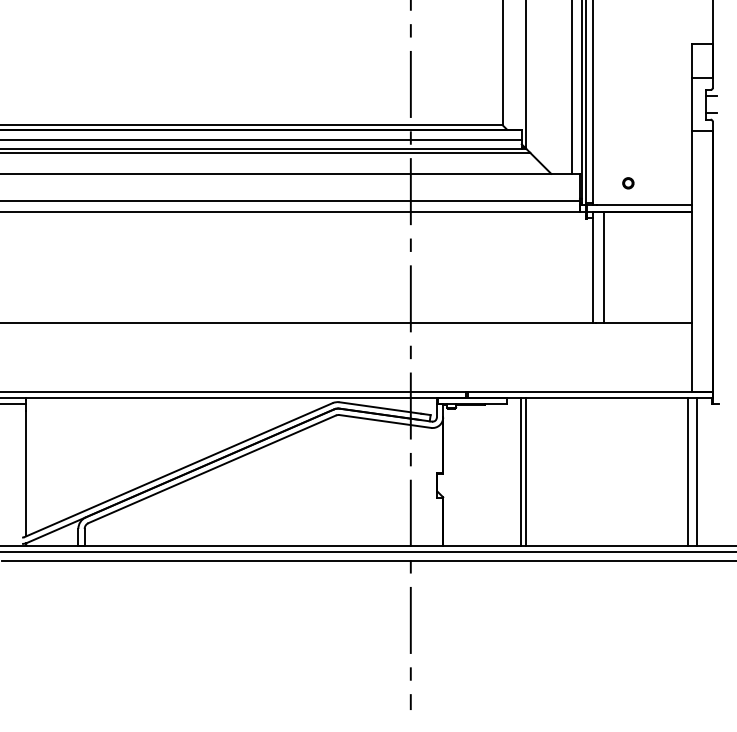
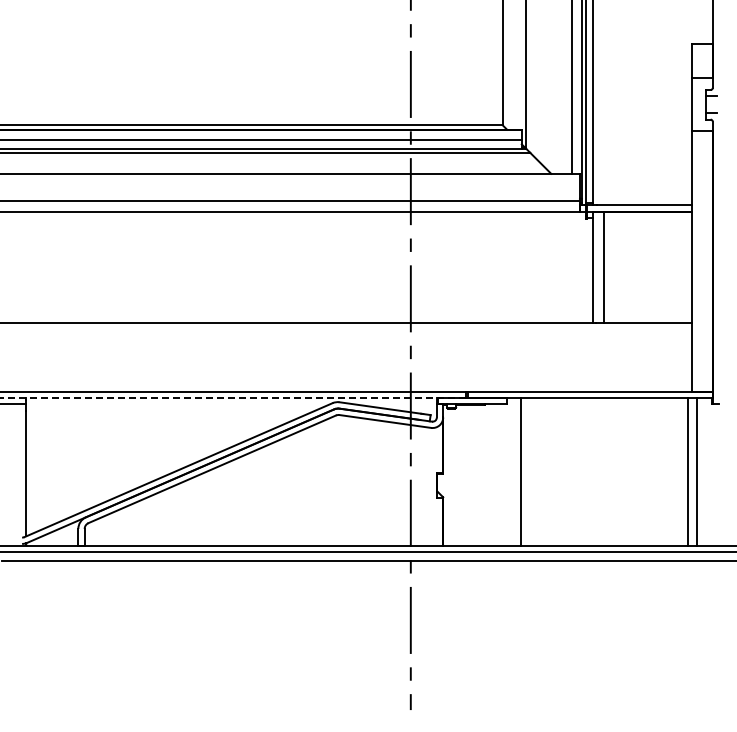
part: present -> none (628, 183)
line: solid -> dashed (232, 398)
line: present -> none (525, 471)
